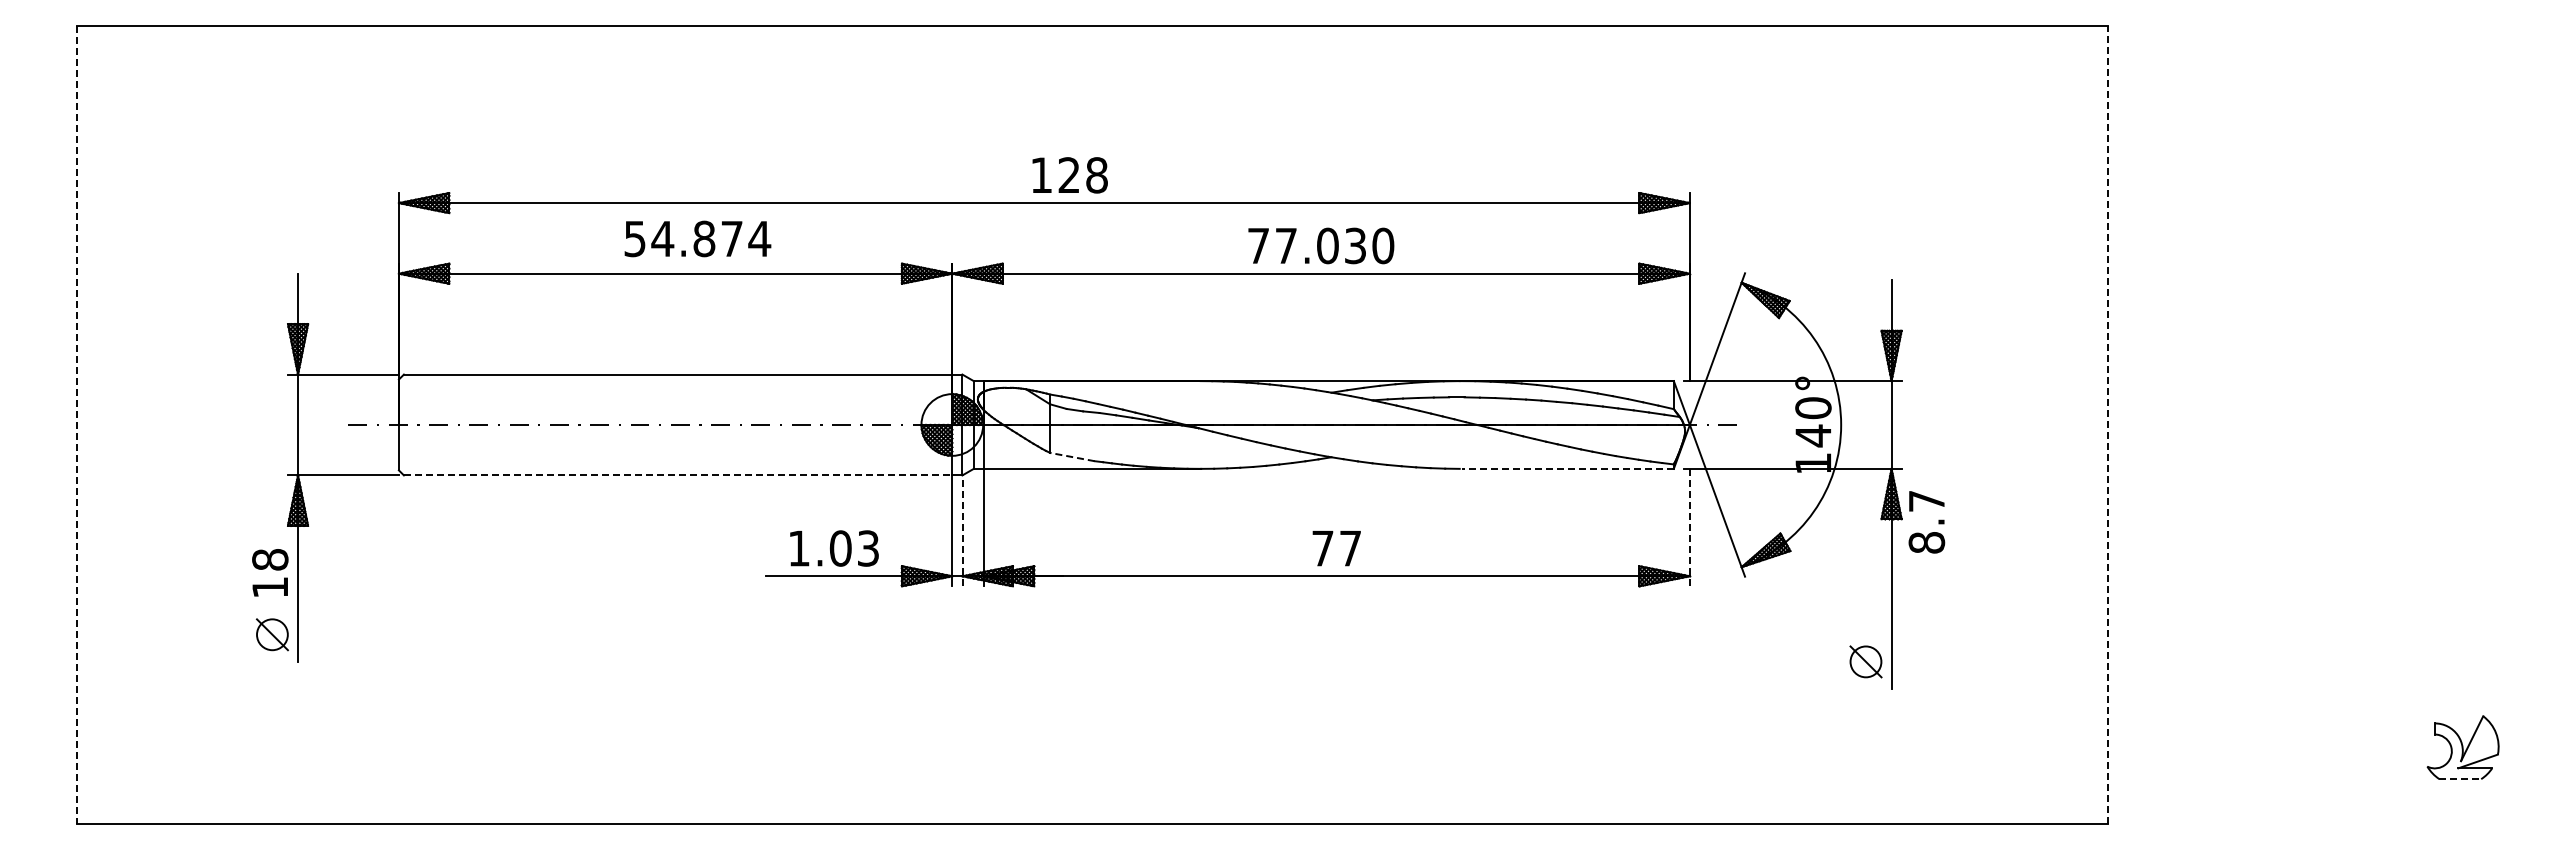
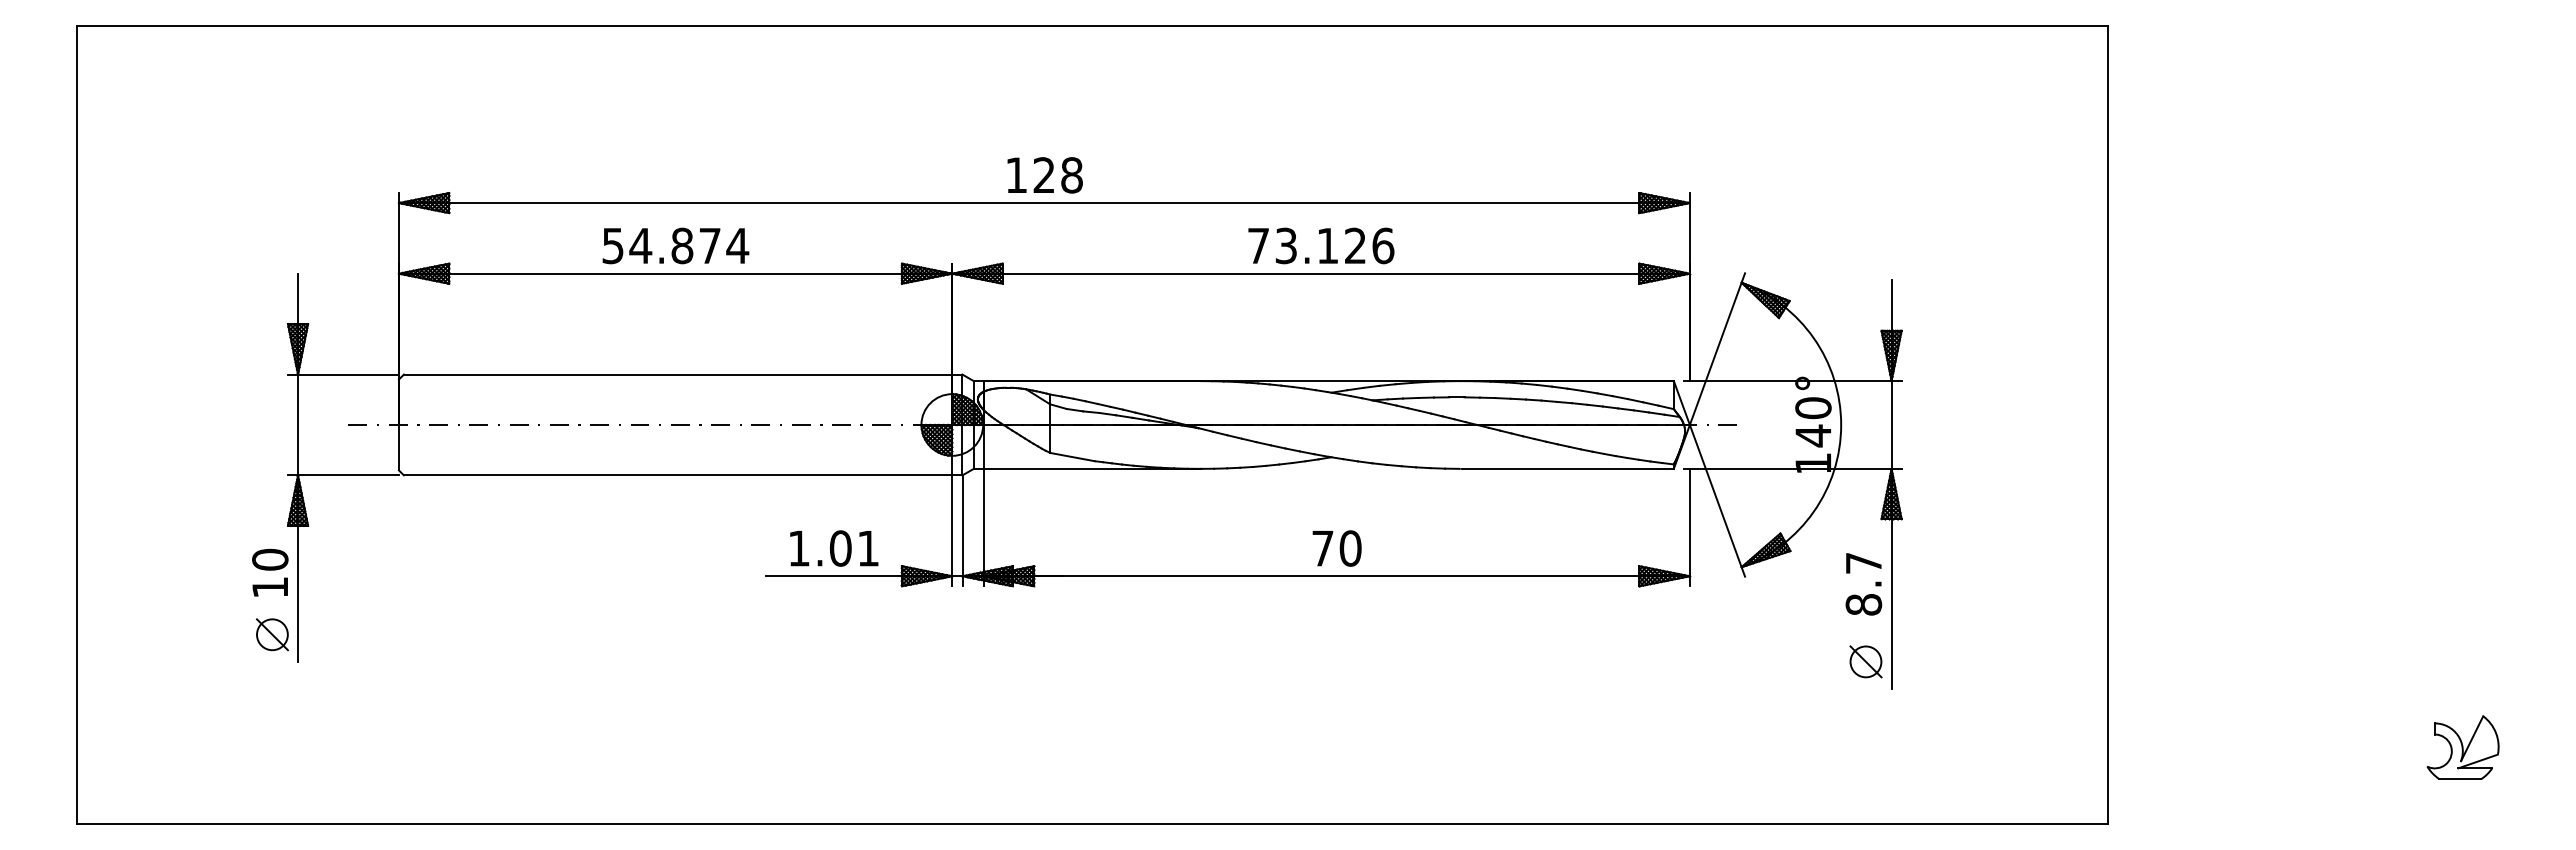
text position: (1069, 175) -> (1044, 175) (1044, 175)
text position: (697, 238) -> (675, 245) (675, 245)
text: 77.030 -> 73.126 (1334, 245)
line: dashed -> solid (2107, 424)
line: dashed -> solid (77, 425)
line: dashed -> solid (1072, 457)
line: dashed -> solid (1568, 468)
line: dashed -> solid (678, 475)
text position: (1926, 522) -> (1863, 584) (1863, 584)
line: dashed -> solid (1689, 527)
line: dashed -> solid (962, 530)
text: 1.03 -> 1.01 (868, 548)
text: 77 -> 70 (1350, 548)
text: 18 -> 10 (270, 559)
line: dashed -> solid (2460, 779)
